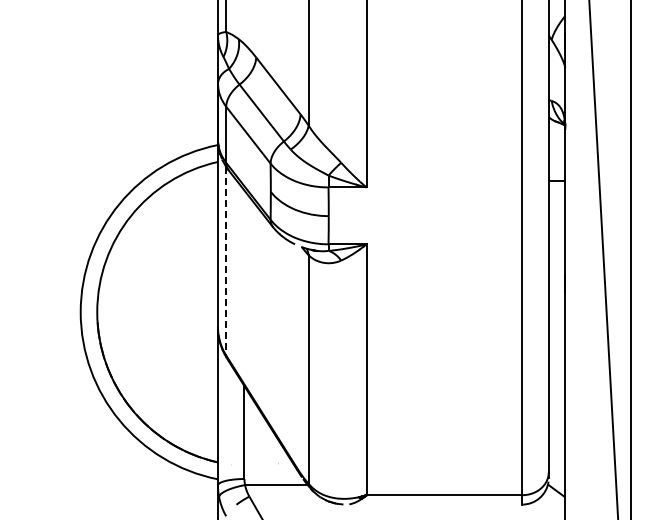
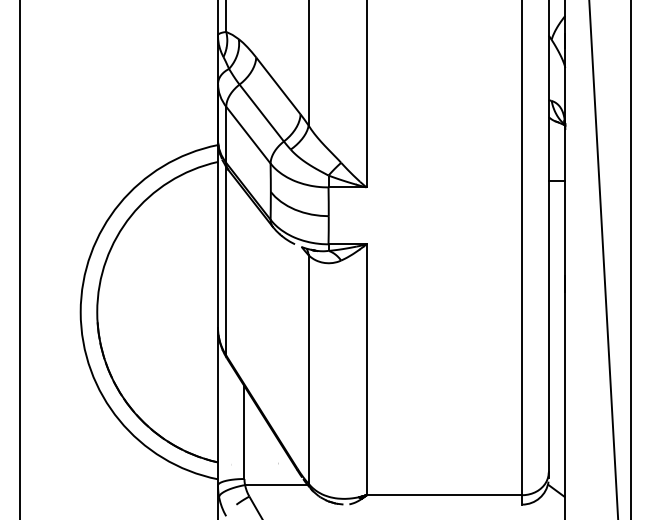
line: none -> present (19, 259)
line: dashed -> solid (226, 261)
